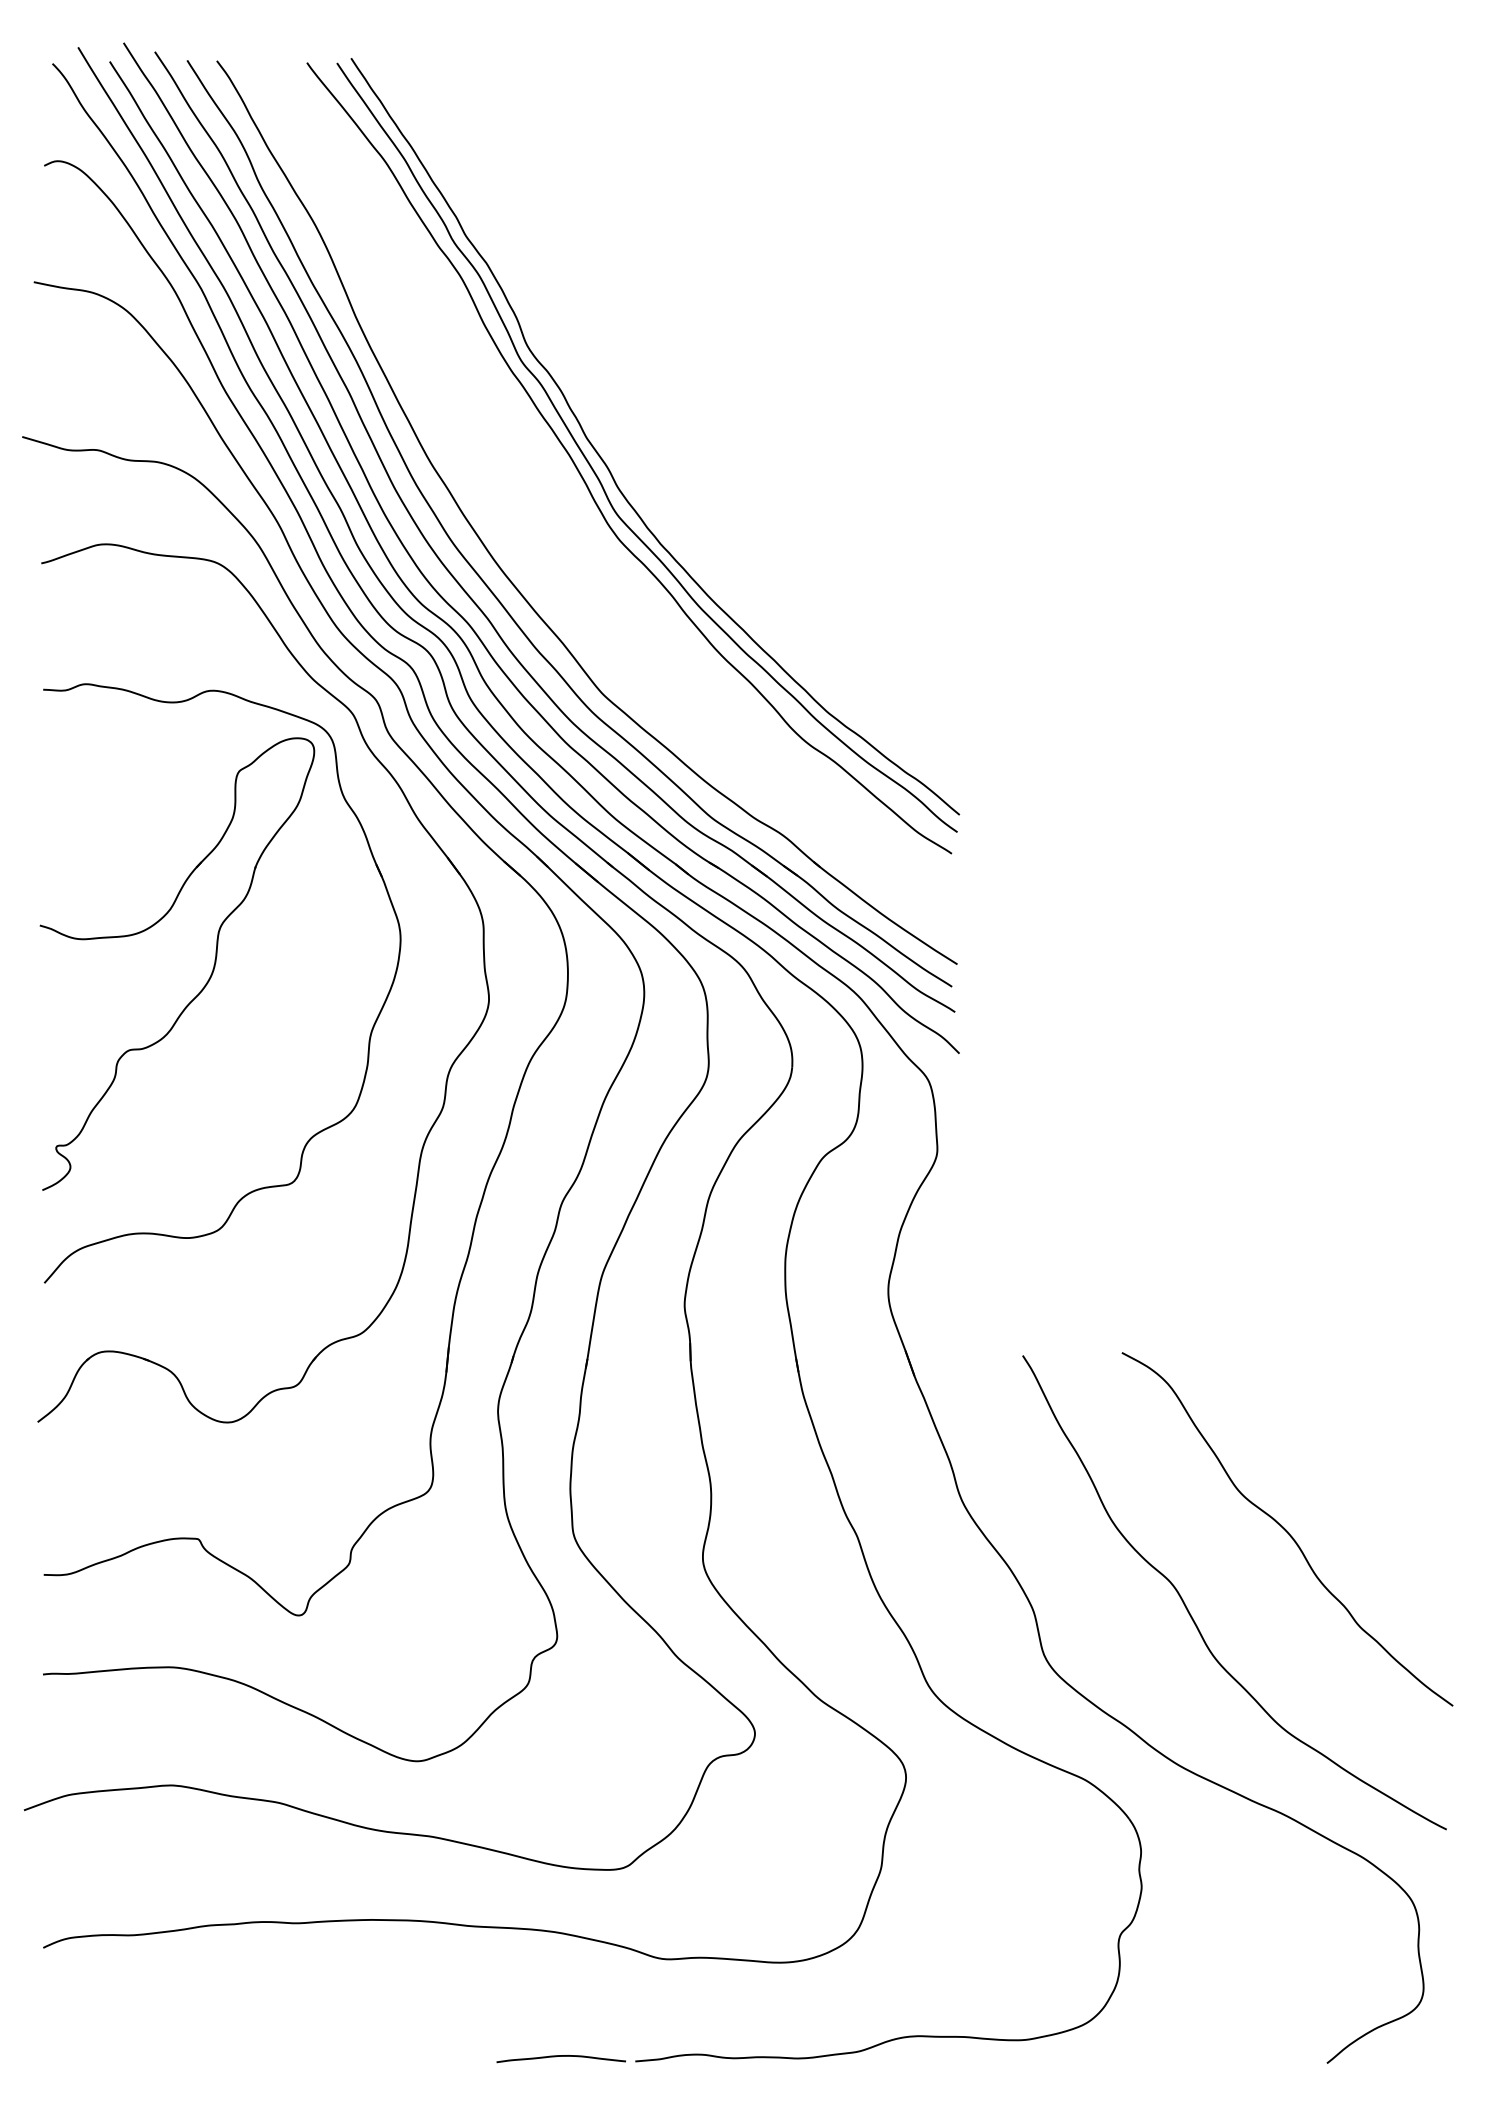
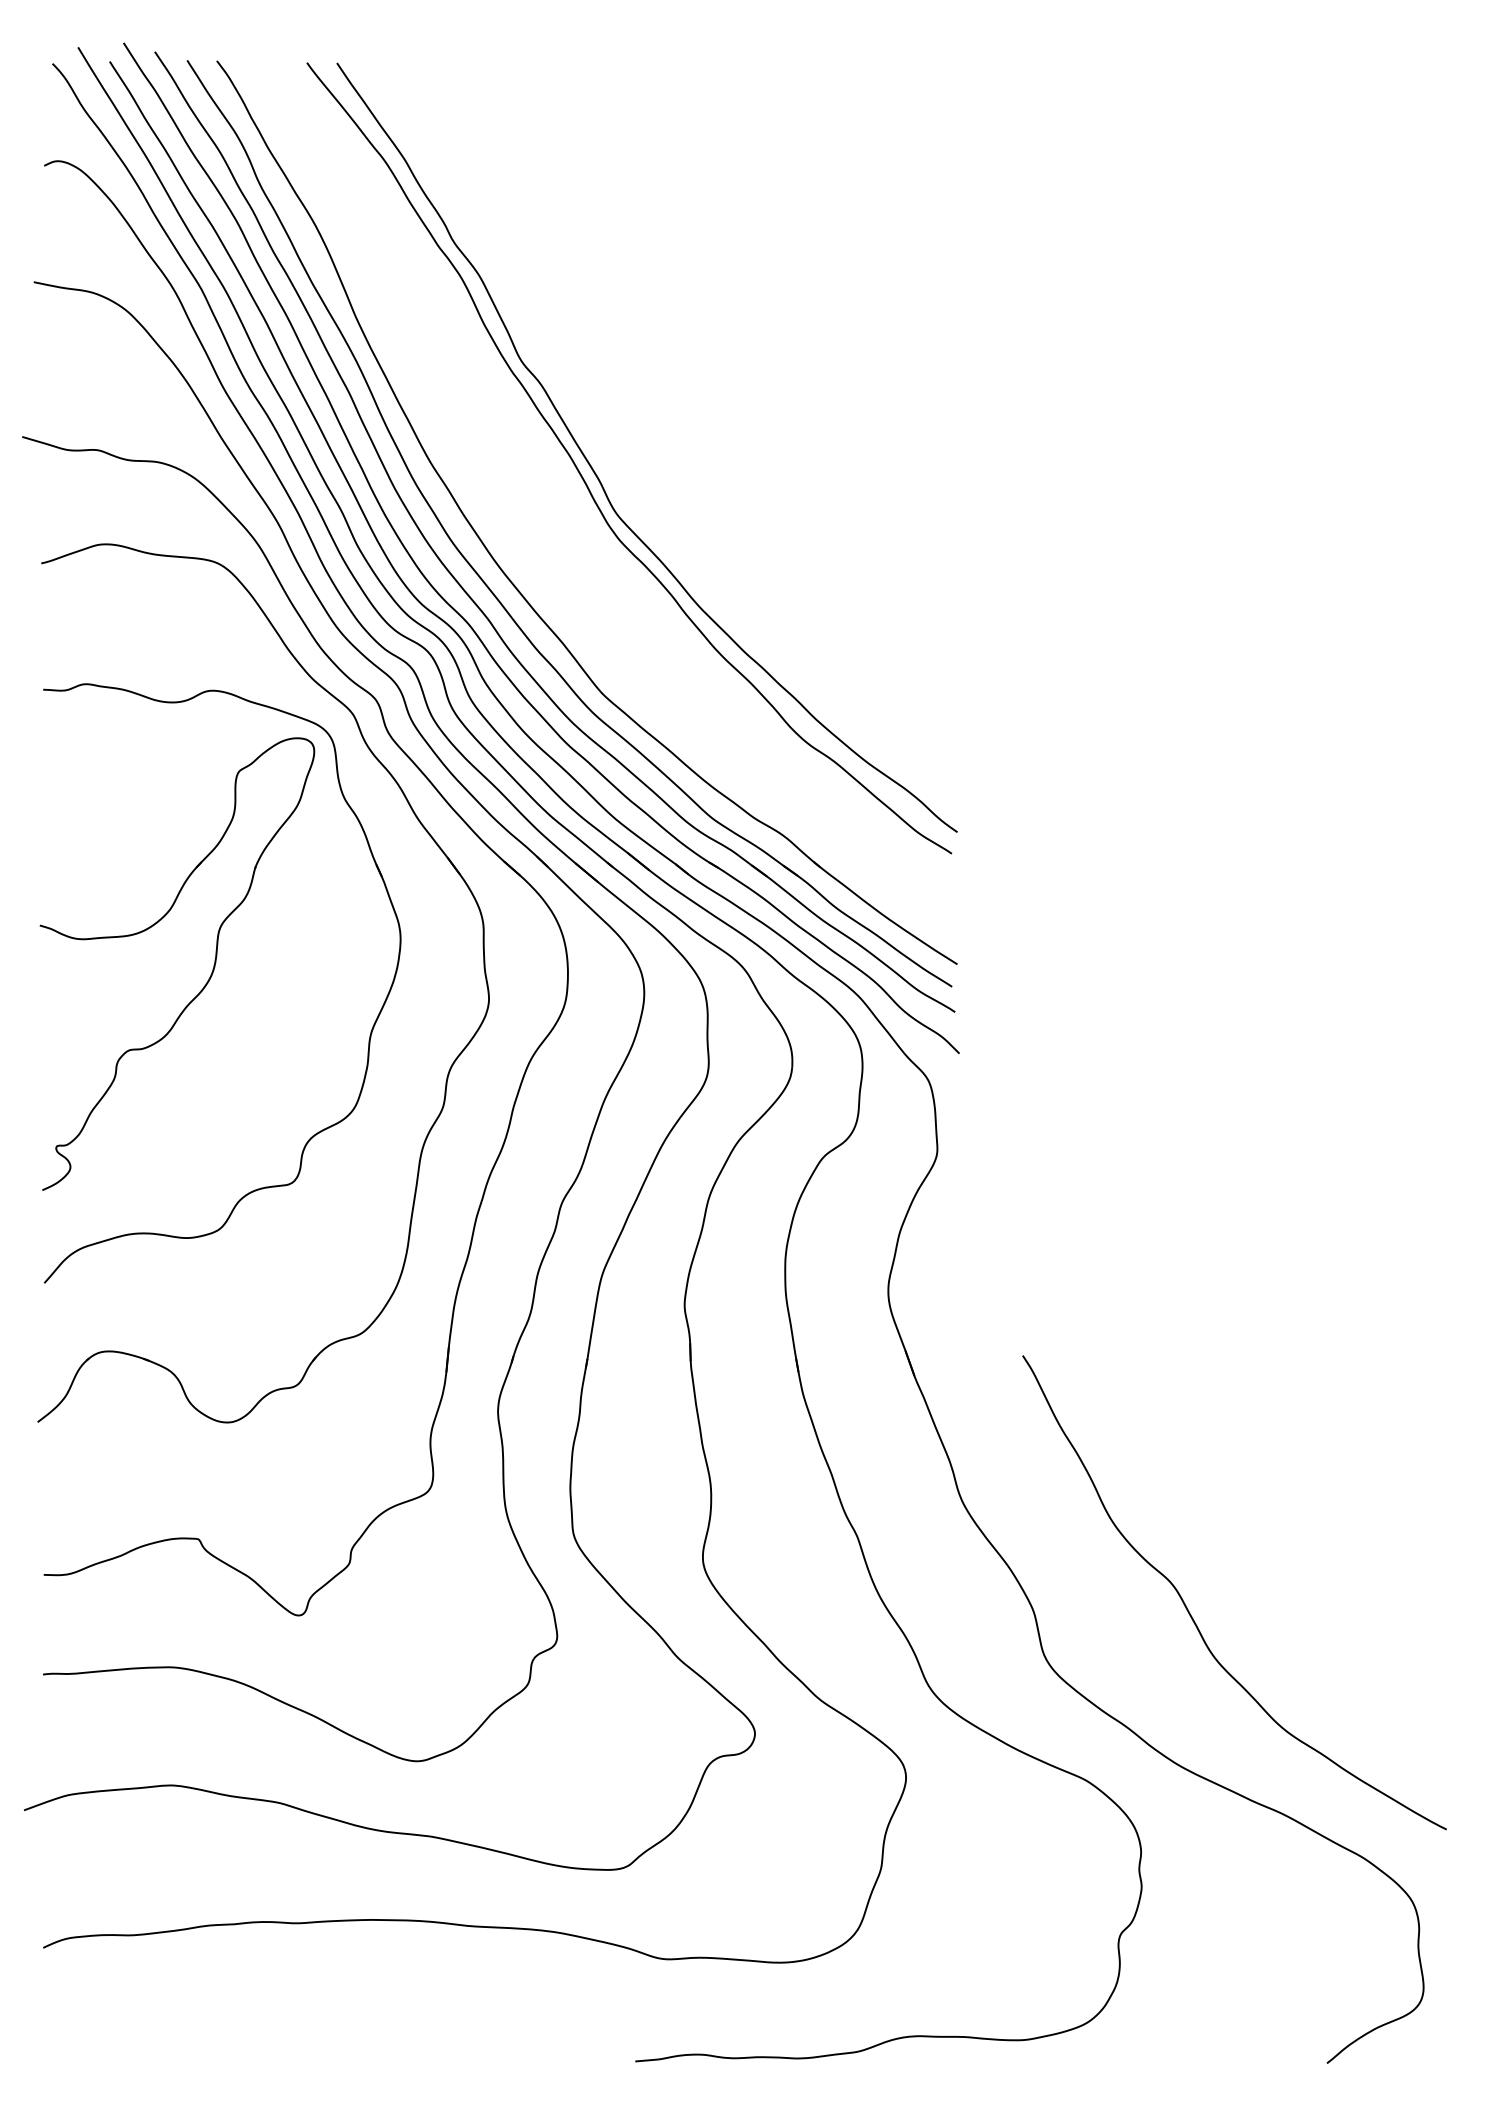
curve: present -> none (609, 468)
curve: present -> none (1286, 1529)
curve: present -> none (560, 2056)
